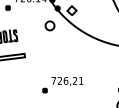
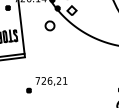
line: none -> present (21, 27)
part position: (62, 85) -> (46, 85) (46, 85)
